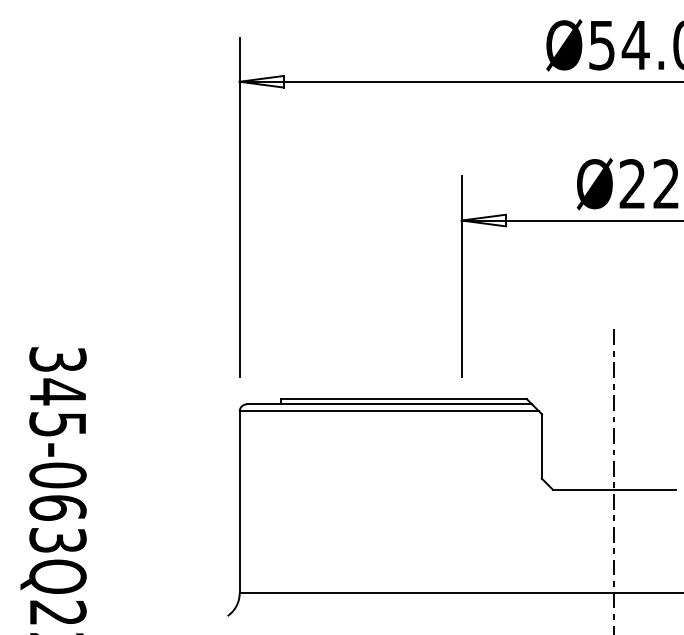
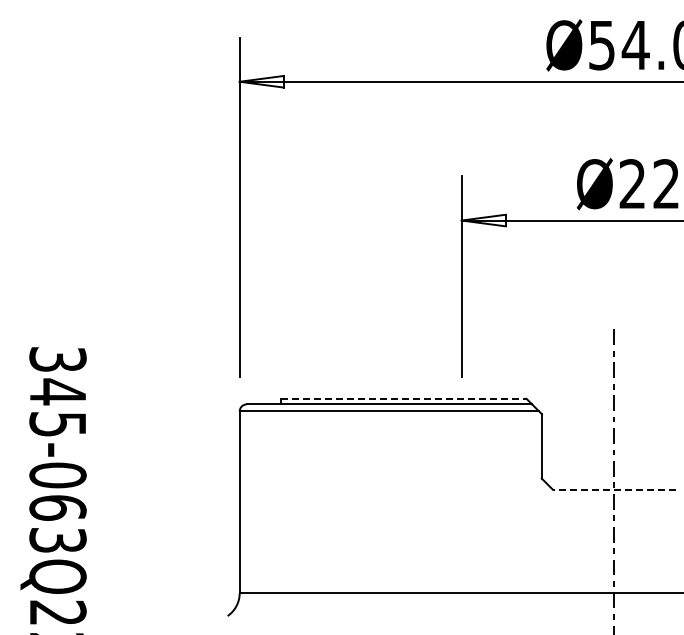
line: solid -> dashed (403, 398)
line: solid -> dashed (613, 489)
